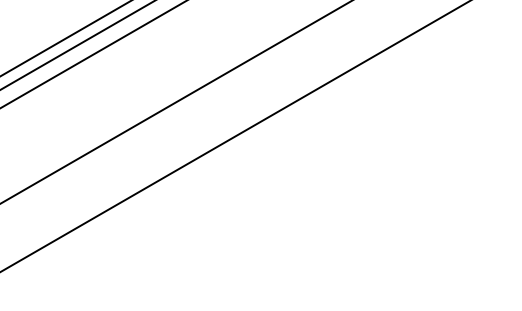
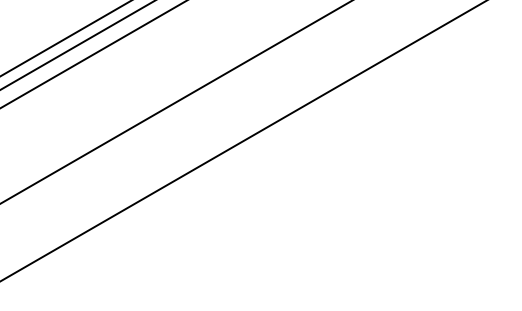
line position: (234, 136) -> (242, 141) (242, 141)
